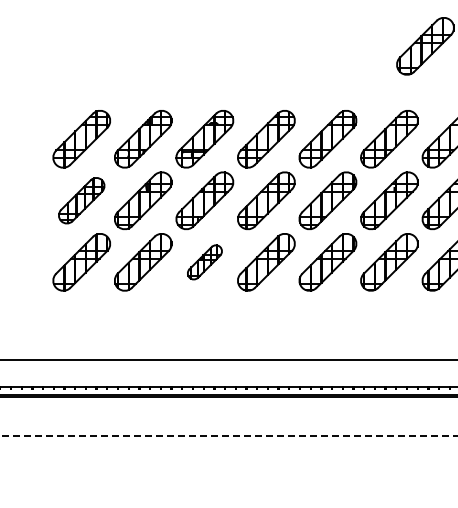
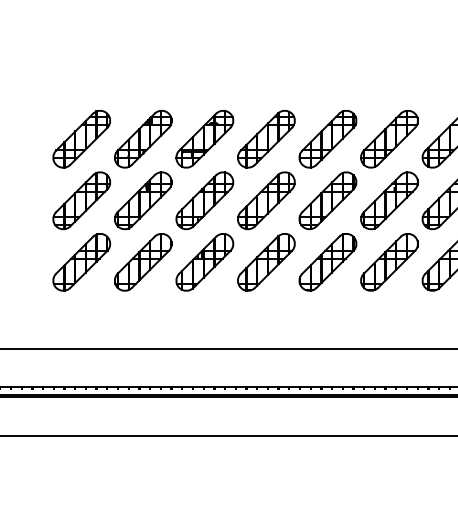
part: present -> none (425, 46)
part size: 48x48 px -> 59x59 px (81, 200)
part size: 36x37 px -> 60x59 px (204, 262)
line position: (228, 359) -> (228, 348) (228, 348)
line: dashed -> solid (229, 436)
